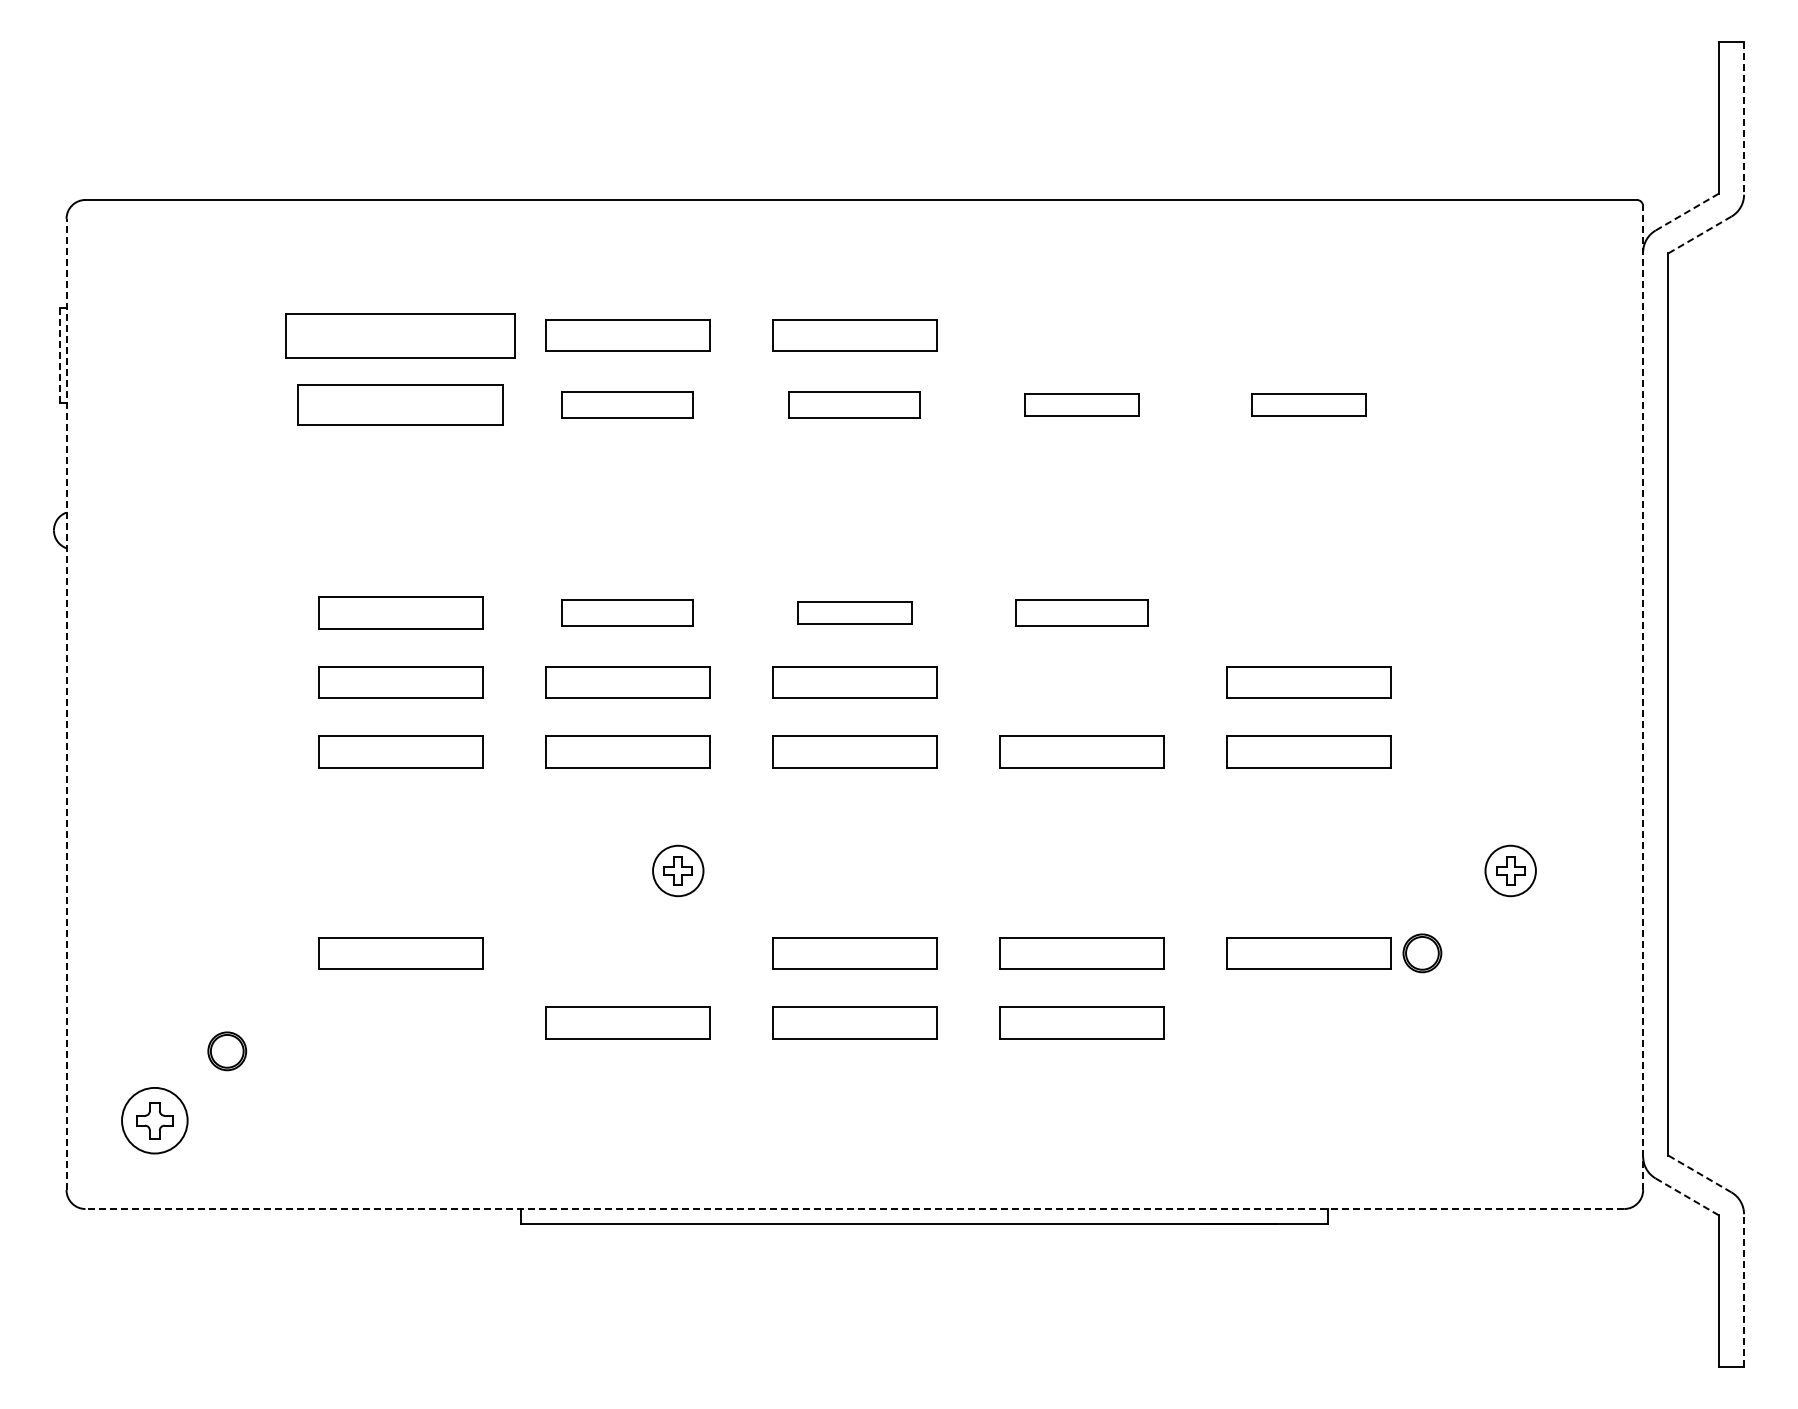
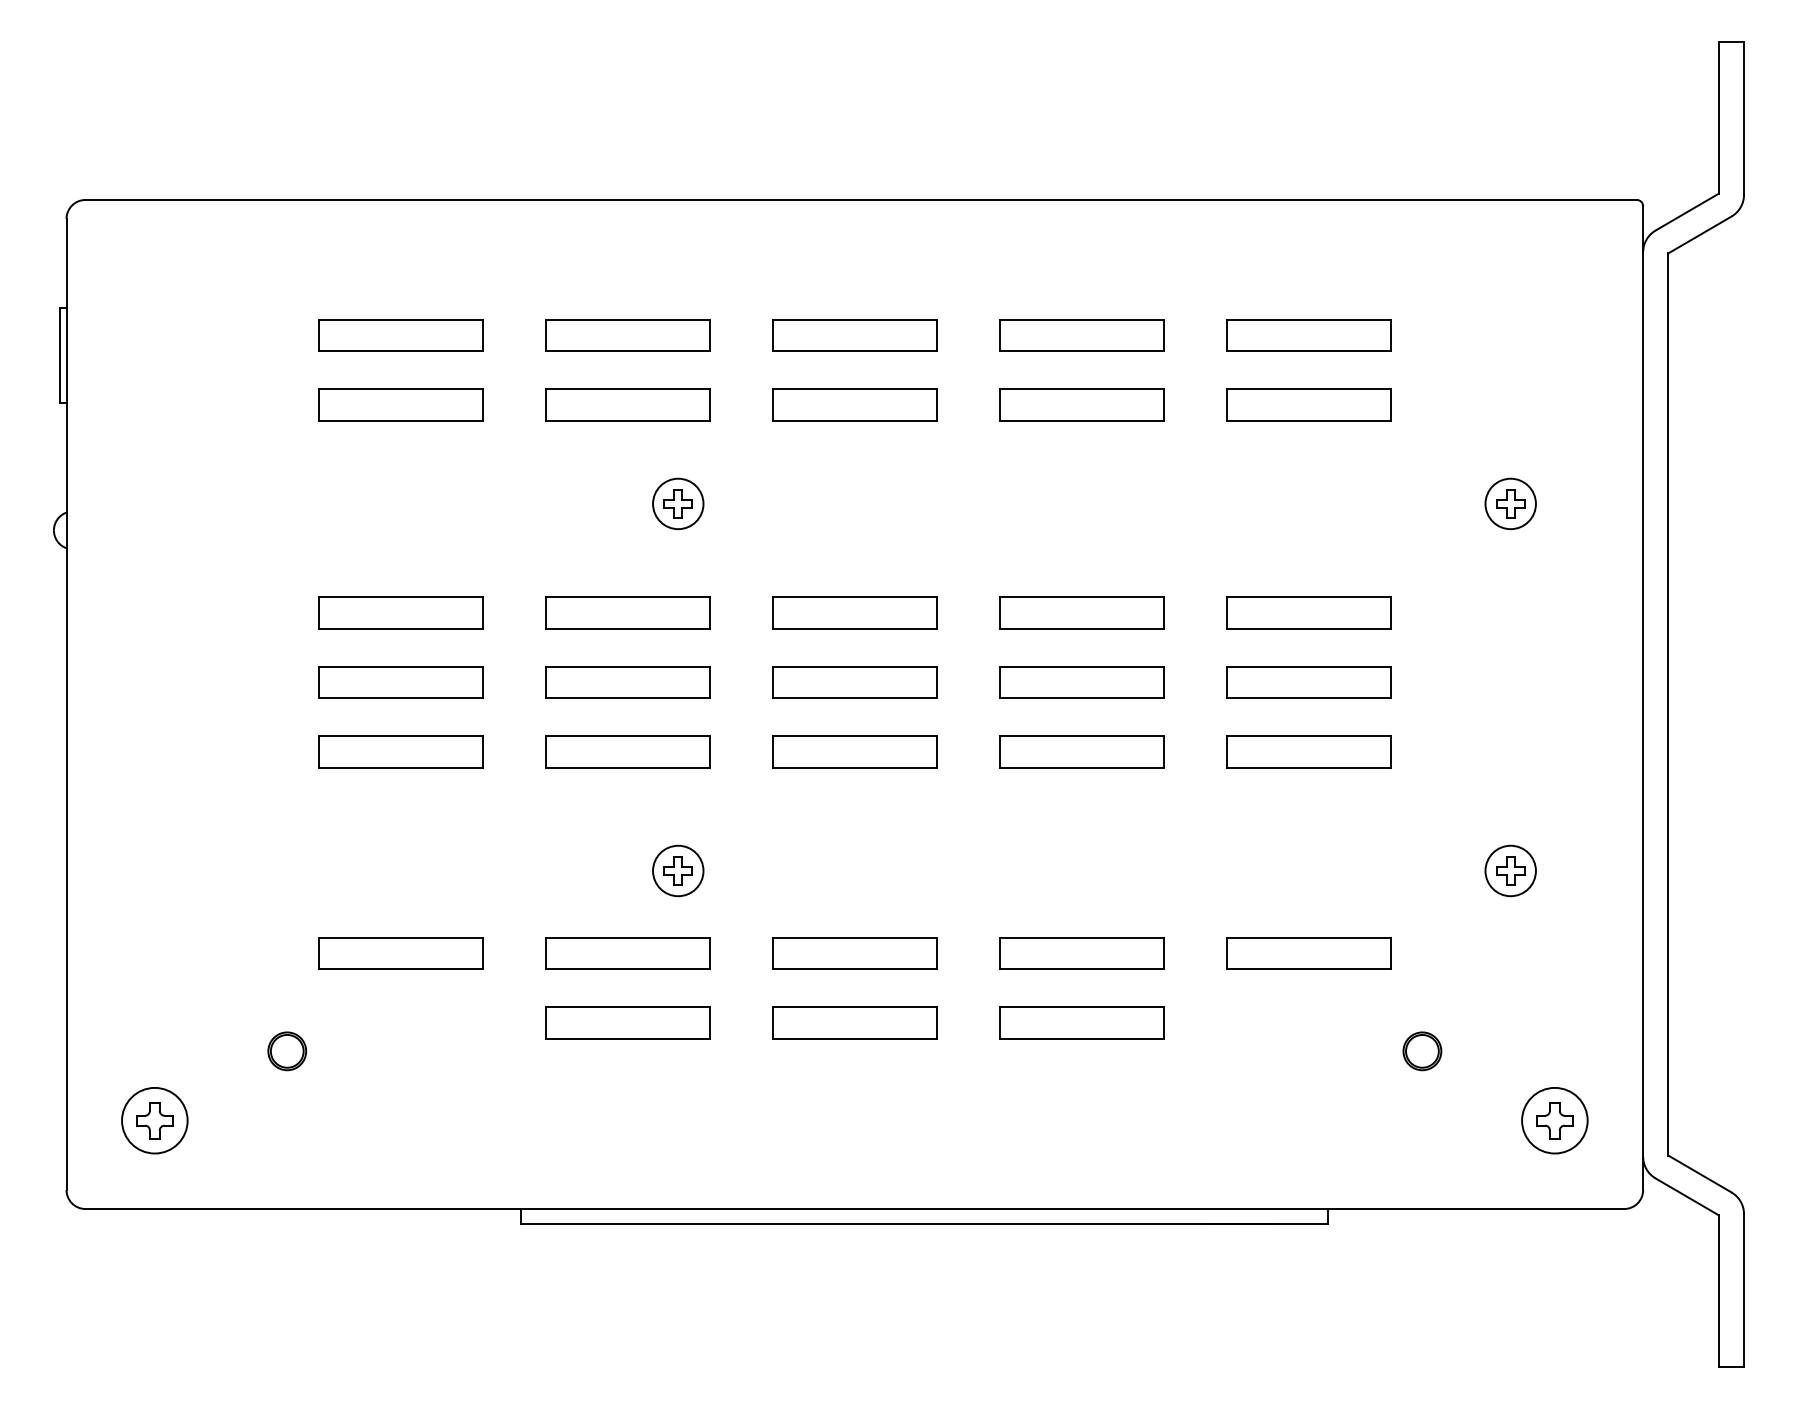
line: dashed -> solid (1744, 119)
line: dashed -> solid (1687, 212)
line: dashed -> solid (1699, 234)
part size: 231x46 px -> 166x33 px (400, 335)
part: none -> present (1081, 335)
part: none -> present (1308, 335)
line: dashed -> solid (60, 356)
part size: 207x42 px -> 166x34 px (400, 404)
part size: 133x28 px -> 166x34 px (627, 404)
part size: 133x28 px -> 166x34 px (854, 404)
part size: 116x24 px -> 166x34 px (1081, 404)
part size: 116x24 px -> 166x34 px (1308, 404)
part: none -> present (678, 503)
part: none -> present (1510, 503)
part size: 133x28 px -> 166x34 px (627, 612)
part size: 116x24 px -> 166x34 px (854, 612)
part size: 134x28 px -> 166x34 px (1081, 612)
part: none -> present (1308, 612)
part: none -> present (1081, 682)
line: dashed -> solid (1643, 698)
line: dashed -> solid (66, 704)
part: none -> present (627, 953)
part position: (1422, 953) -> (1422, 1051) (1422, 1051)
part position: (227, 1051) -> (287, 1051) (287, 1051)
part: none -> present (1554, 1120)
line: dashed -> solid (1699, 1174)
line: dashed -> solid (1687, 1196)
line: dashed -> solid (854, 1209)
line: dashed -> solid (1744, 1289)
